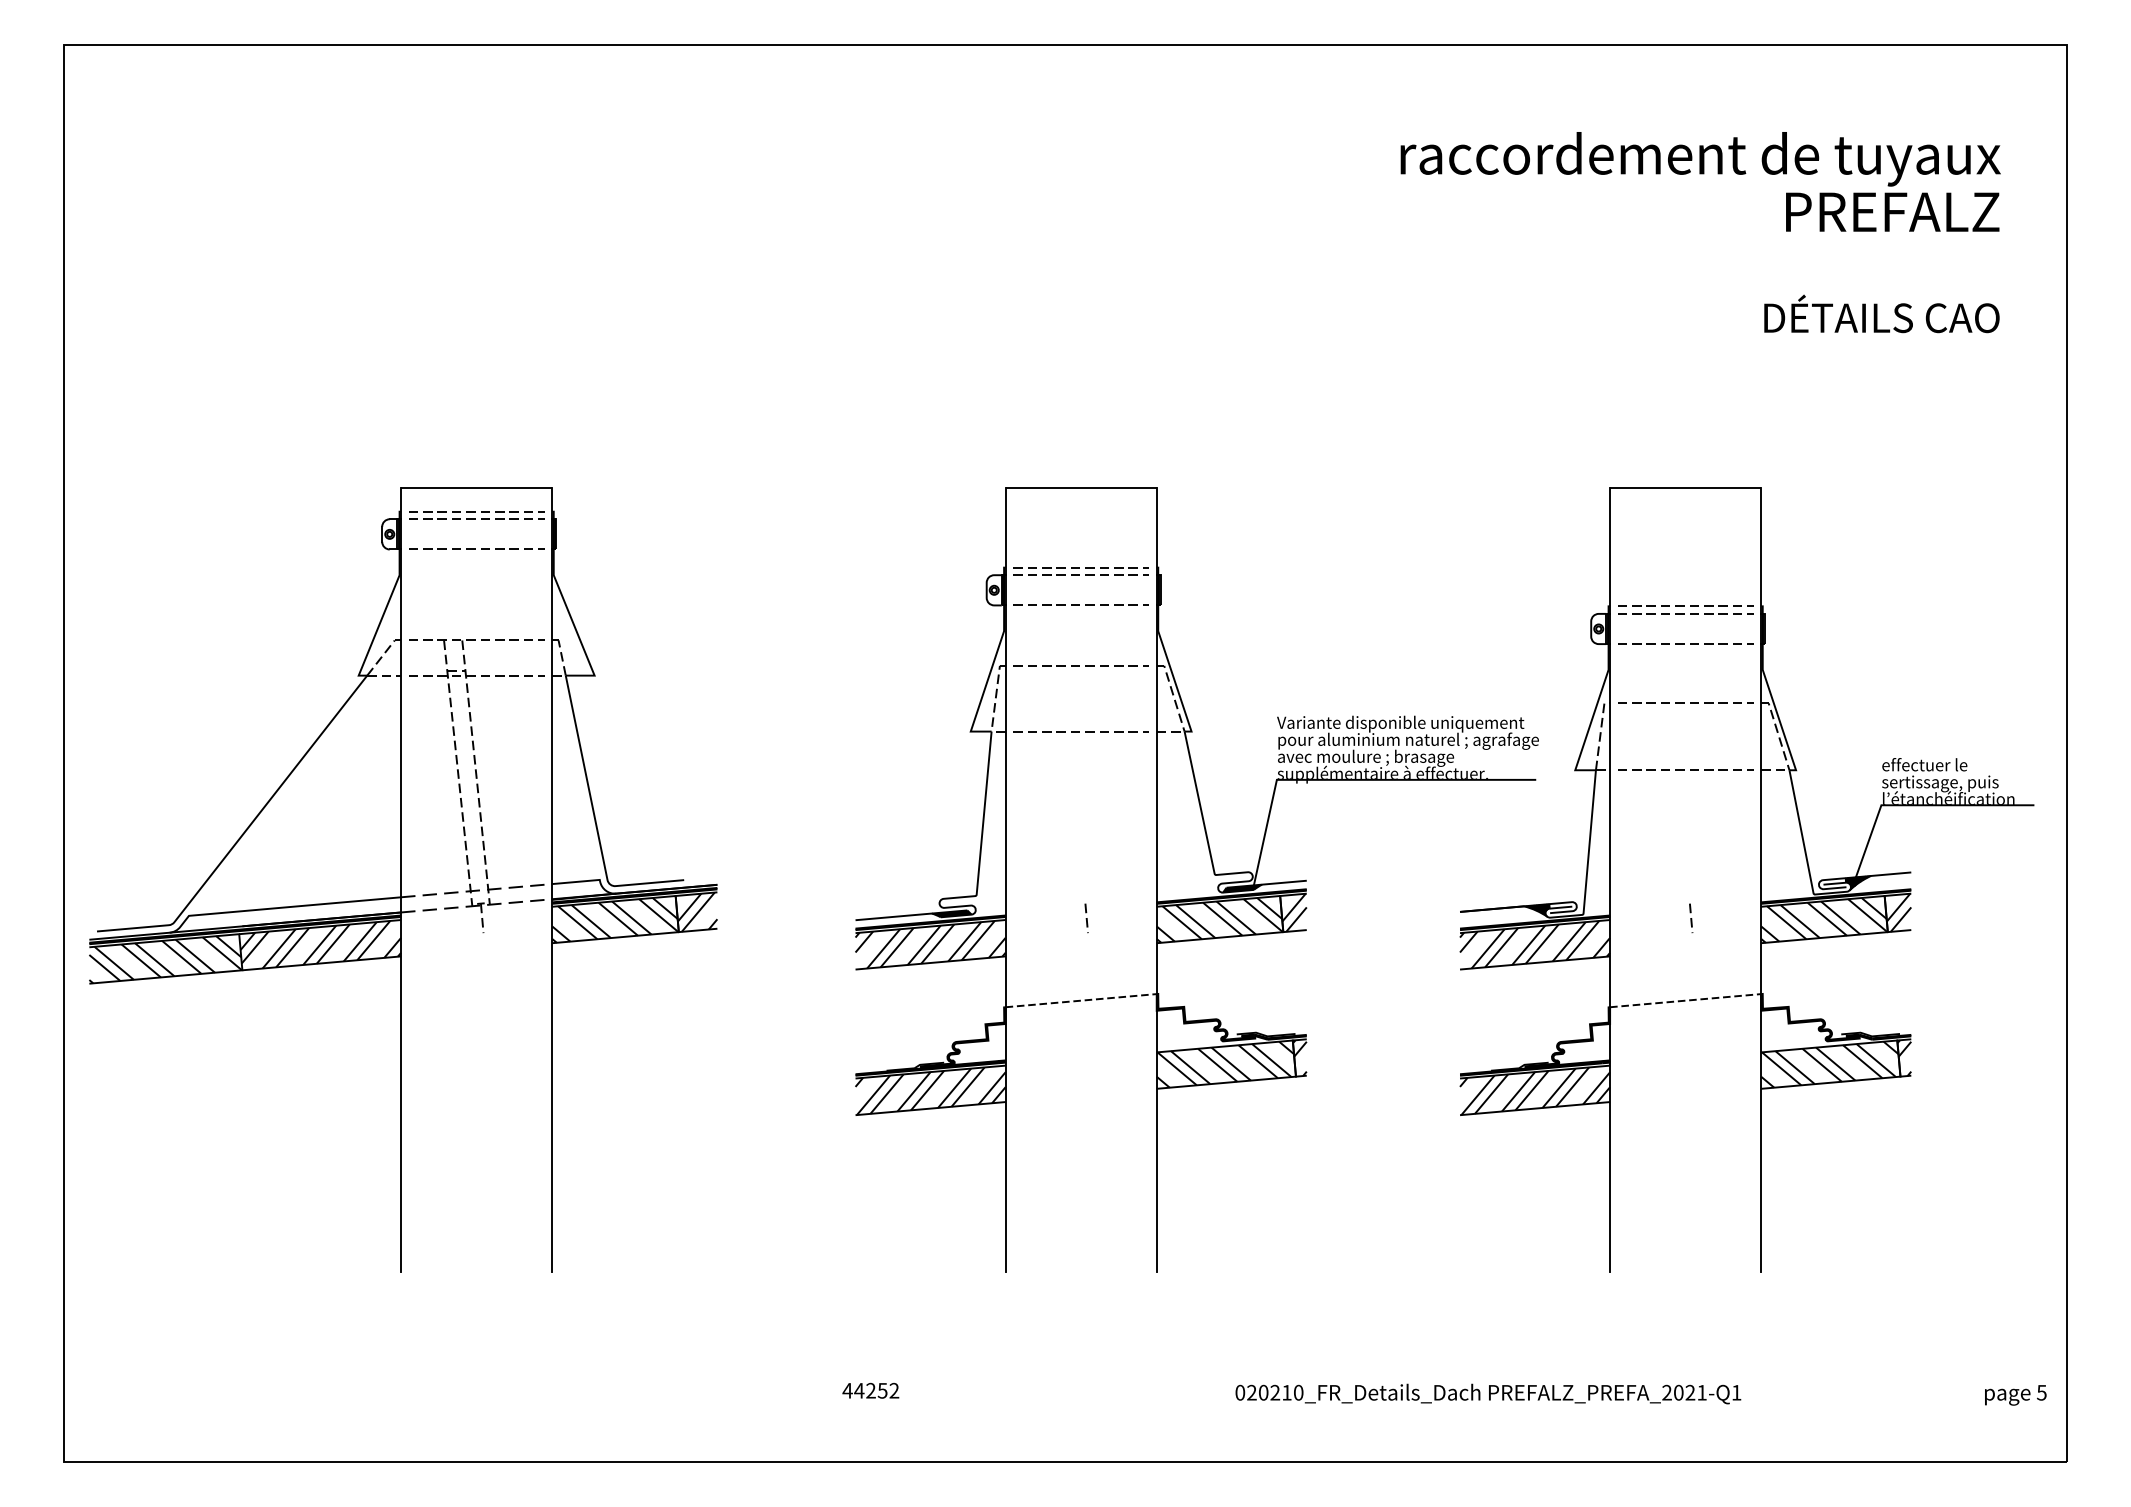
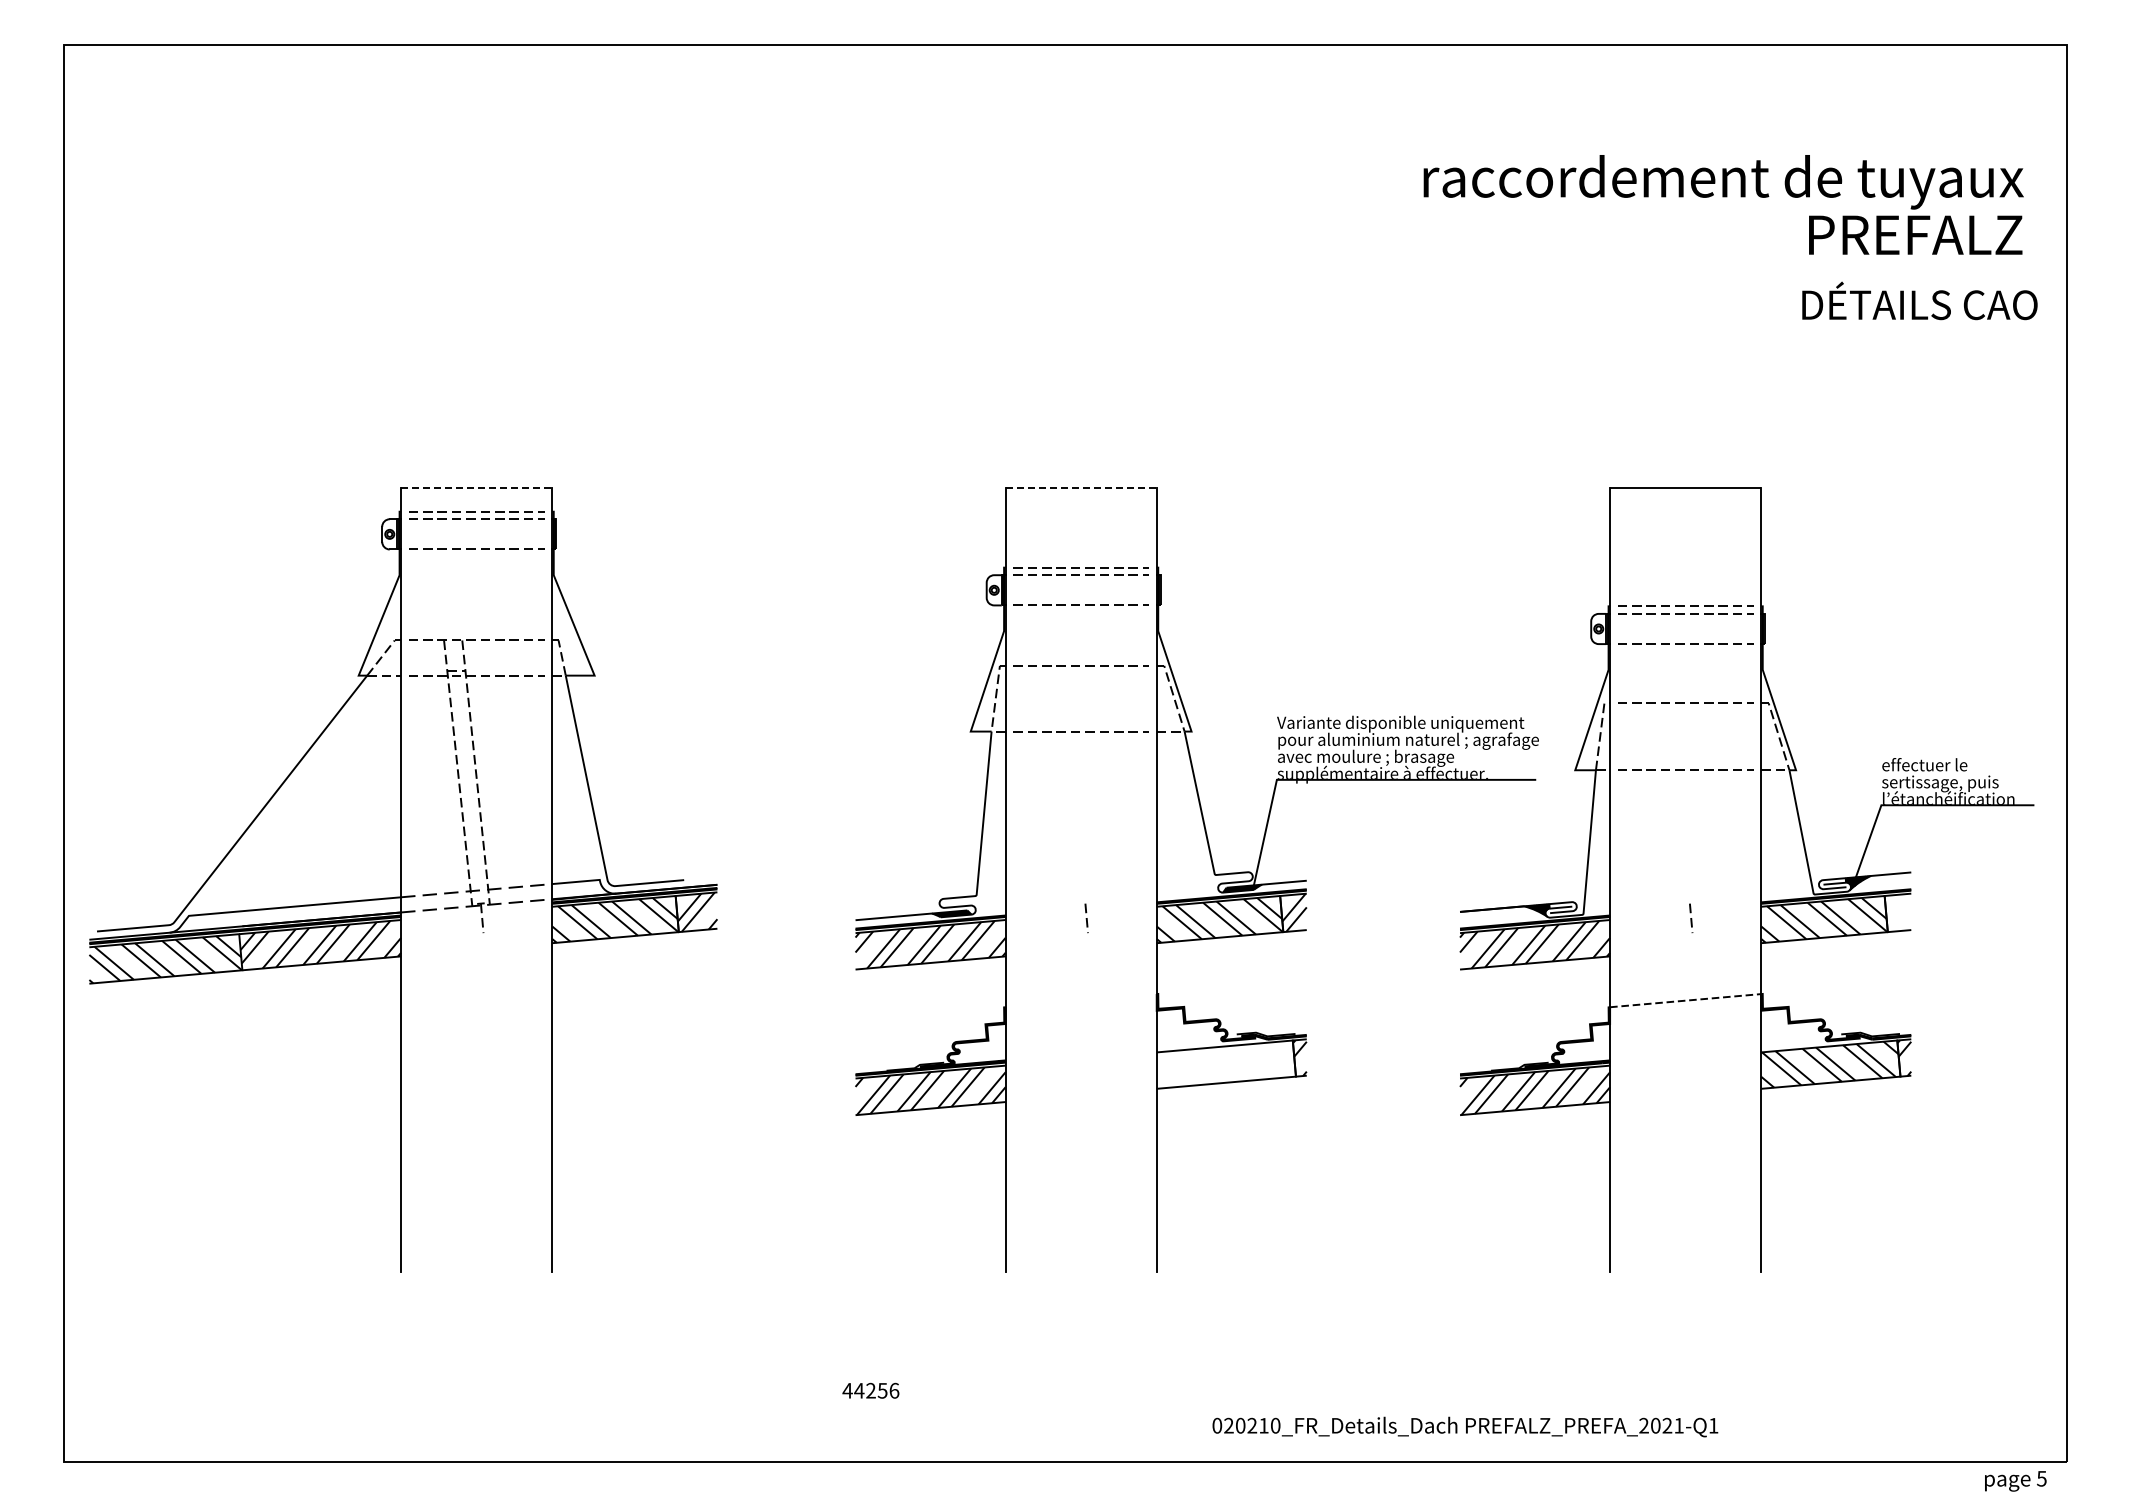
text position: (1700, 181) -> (1723, 204) (1723, 204)
text position: (1881, 313) -> (1919, 300) (1919, 300)
line: solid -> dashed (476, 487)
line: solid -> dashed (1081, 487)
hatch: present -> none (1898, 912)
line: present -> none (1080, 1000)
hatch: present -> none (1225, 1063)
text: 44252 -> 44256 (894, 1390)
text position: (1488, 1393) -> (1465, 1426) (1465, 1426)
text position: (2015, 1395) -> (2015, 1481) (2015, 1481)
